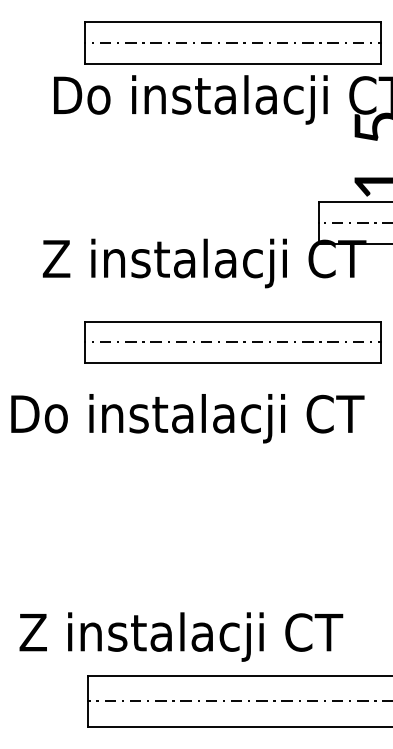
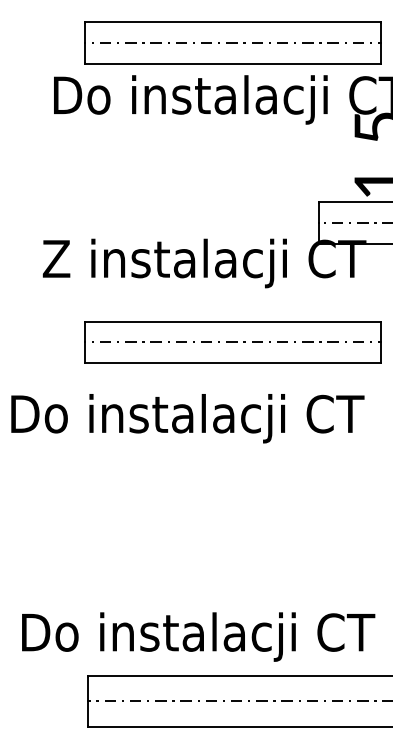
text: Z instalacji CT -> Do instalacji CT (197, 636)
